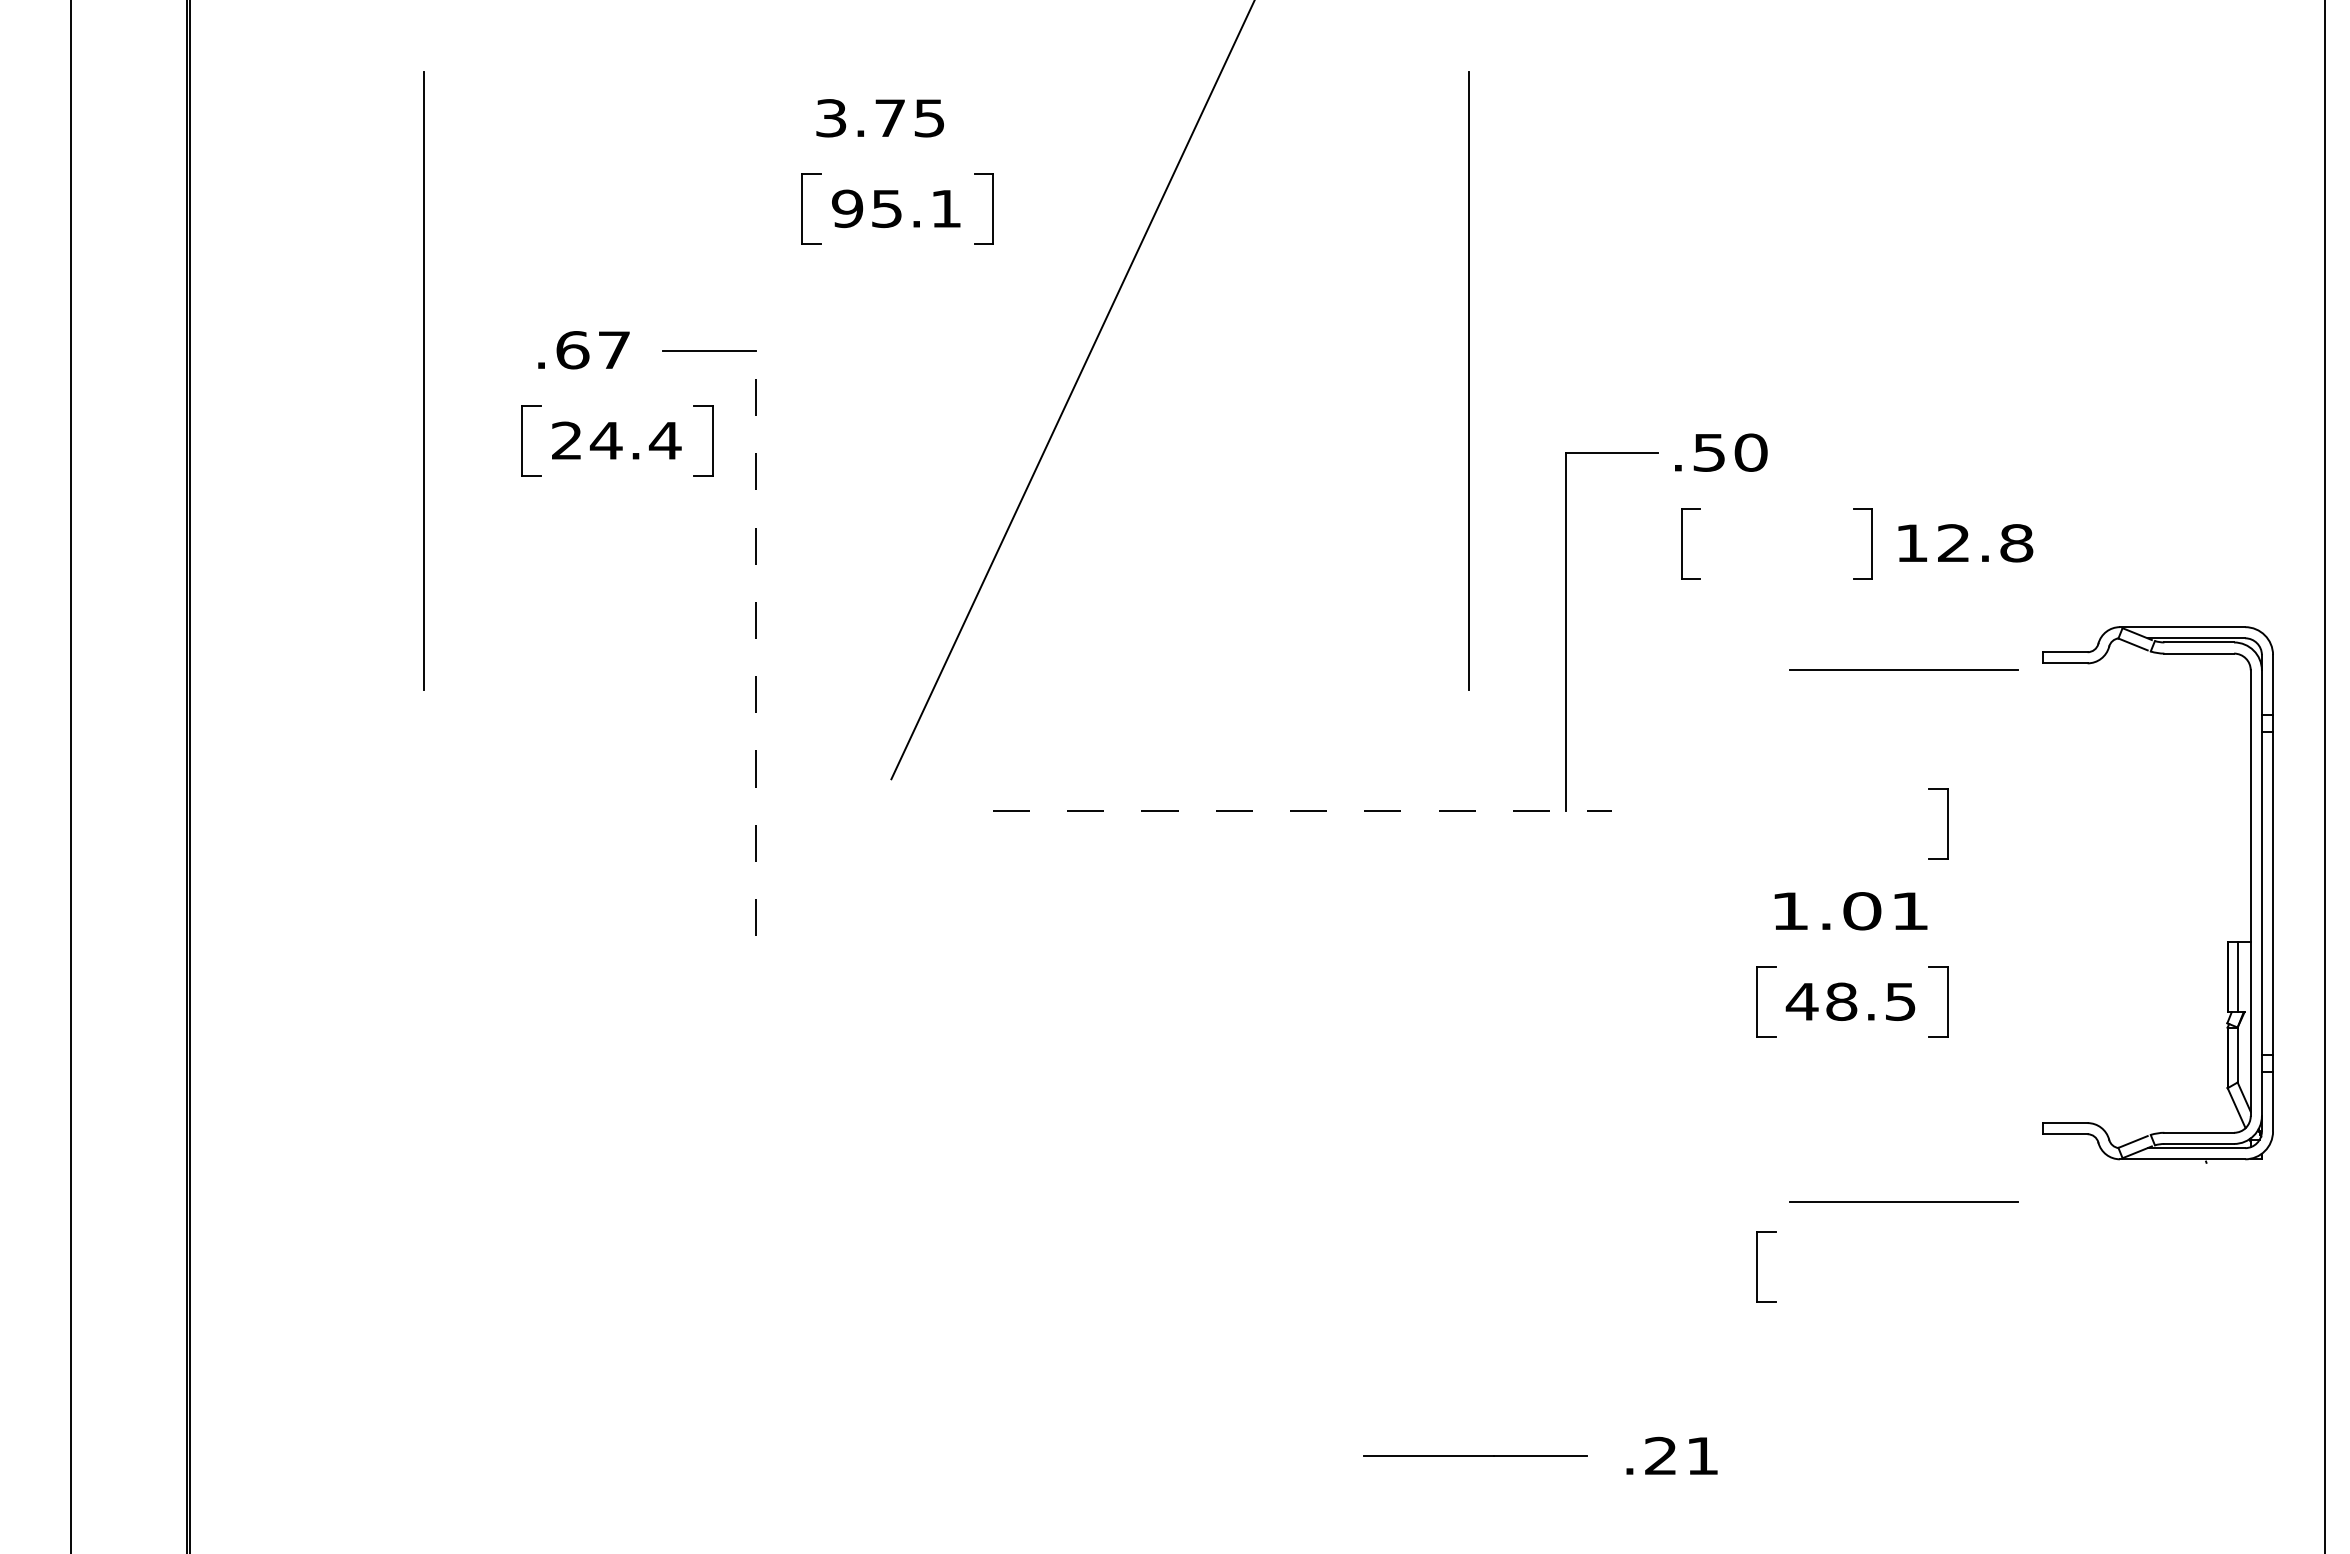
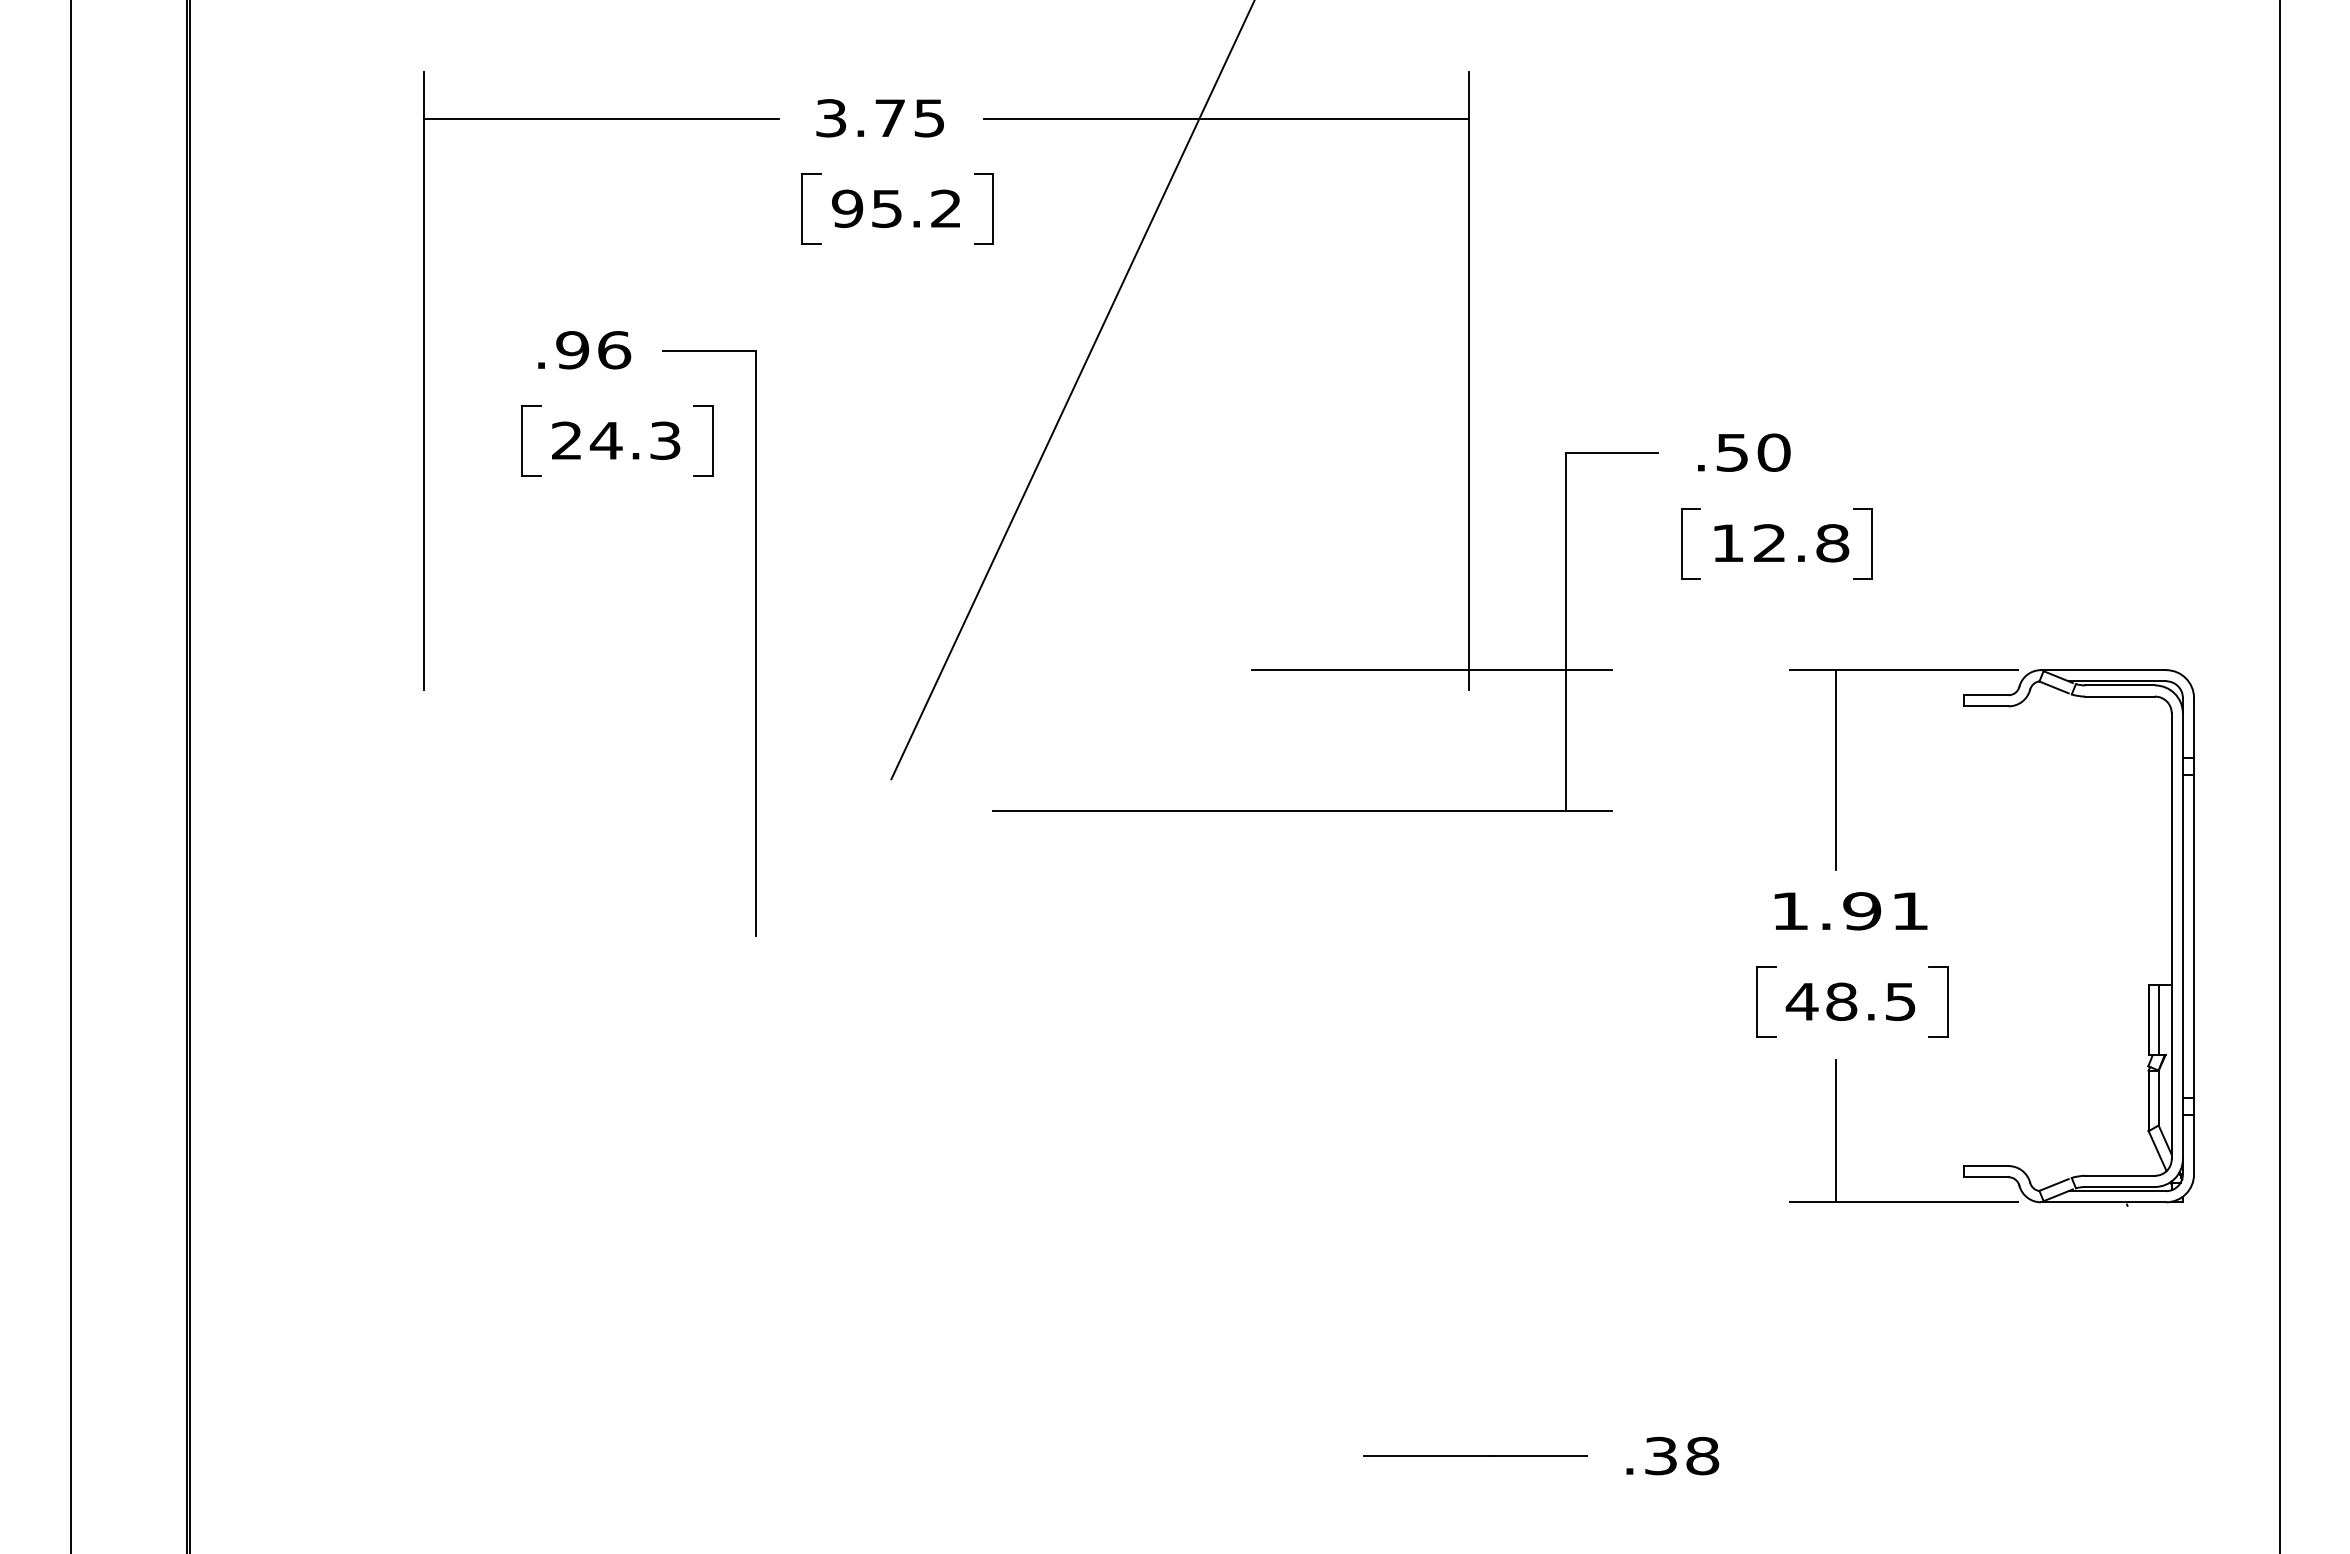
line: none -> present (601, 118)
line: none -> present (1225, 118)
text: 95.1 -> 95.2 (945, 208)
text: .67 -> .96 (593, 350)
text: 24.4 -> 24.3 (664, 440)
text position: (1721, 452) -> (1744, 452) (1744, 452)
text position: (1965, 543) -> (1781, 543) (1781, 543)
line: dashed -> solid (755, 643)
line: none -> present (1432, 670)
line: none -> present (1836, 769)
line position: (2324, 776) -> (2279, 776) (2279, 776)
line: dashed -> solid (1302, 810)
part: present -> none (1947, 823)
text: 1.01 -> 1.91 (1862, 911)
part position: (2227, 941) -> (2148, 984) (2148, 984)
line: none -> present (1836, 1131)
part: present -> none (1757, 1266)
text: .21 -> .38 (1682, 1455)
